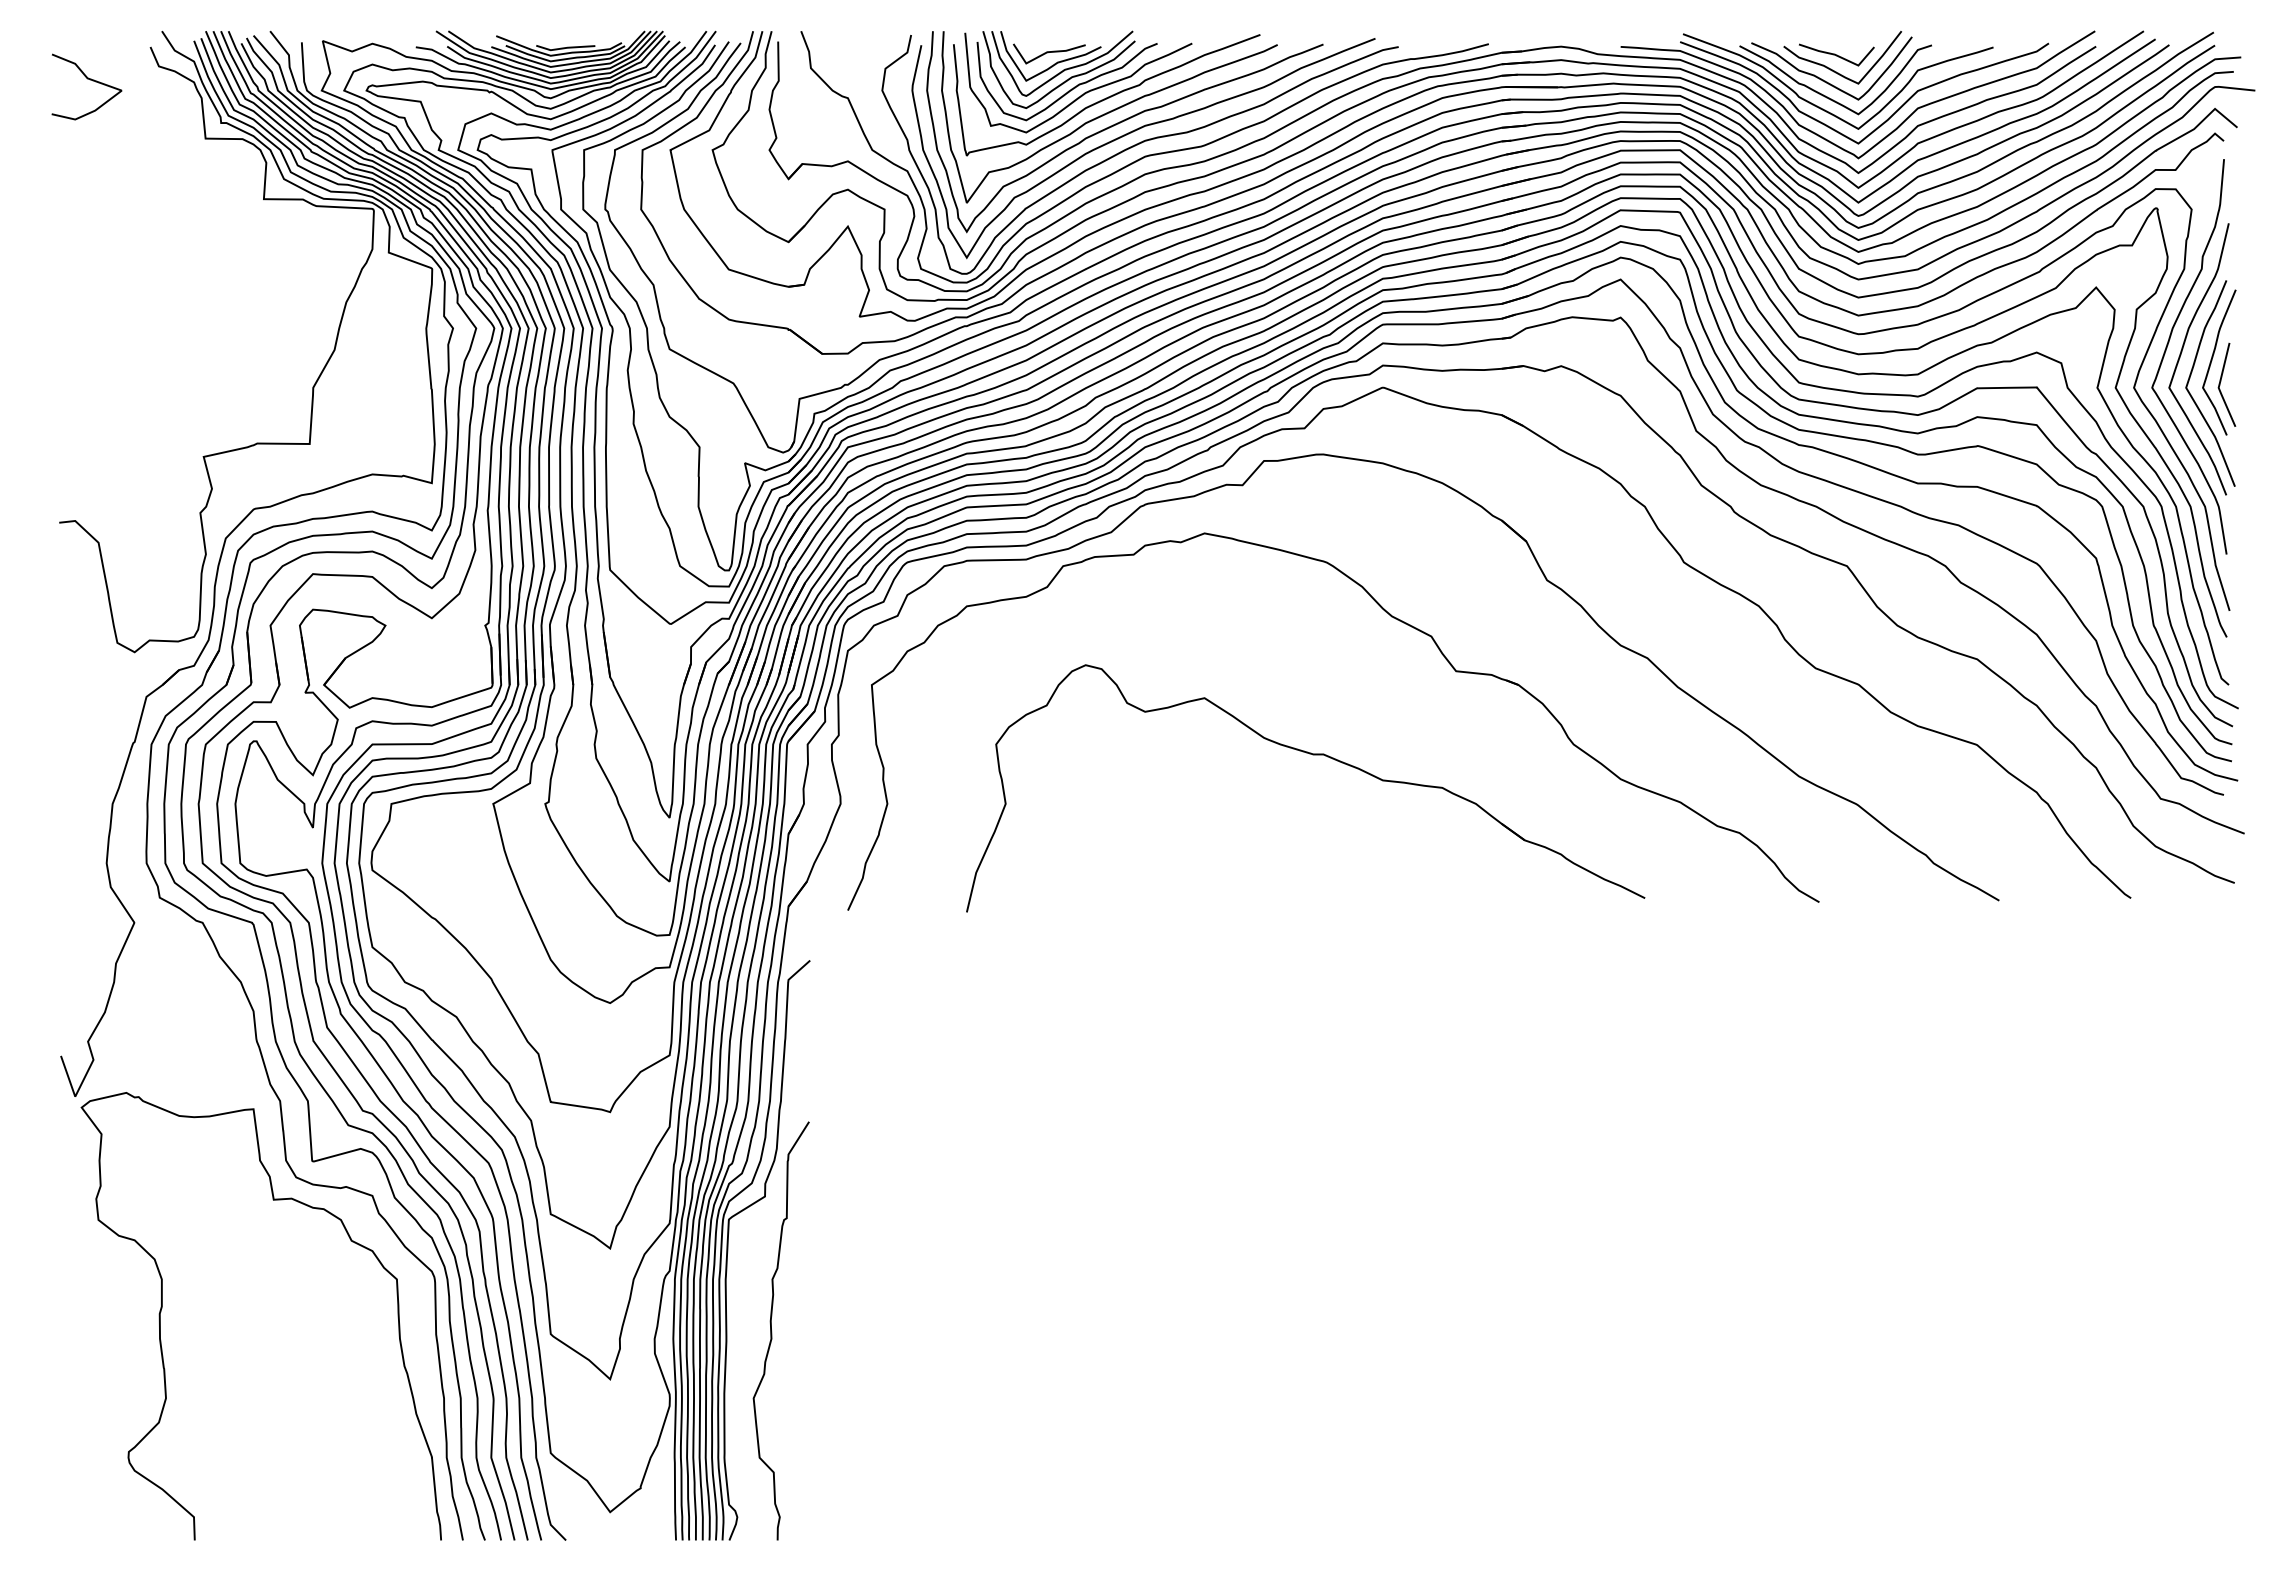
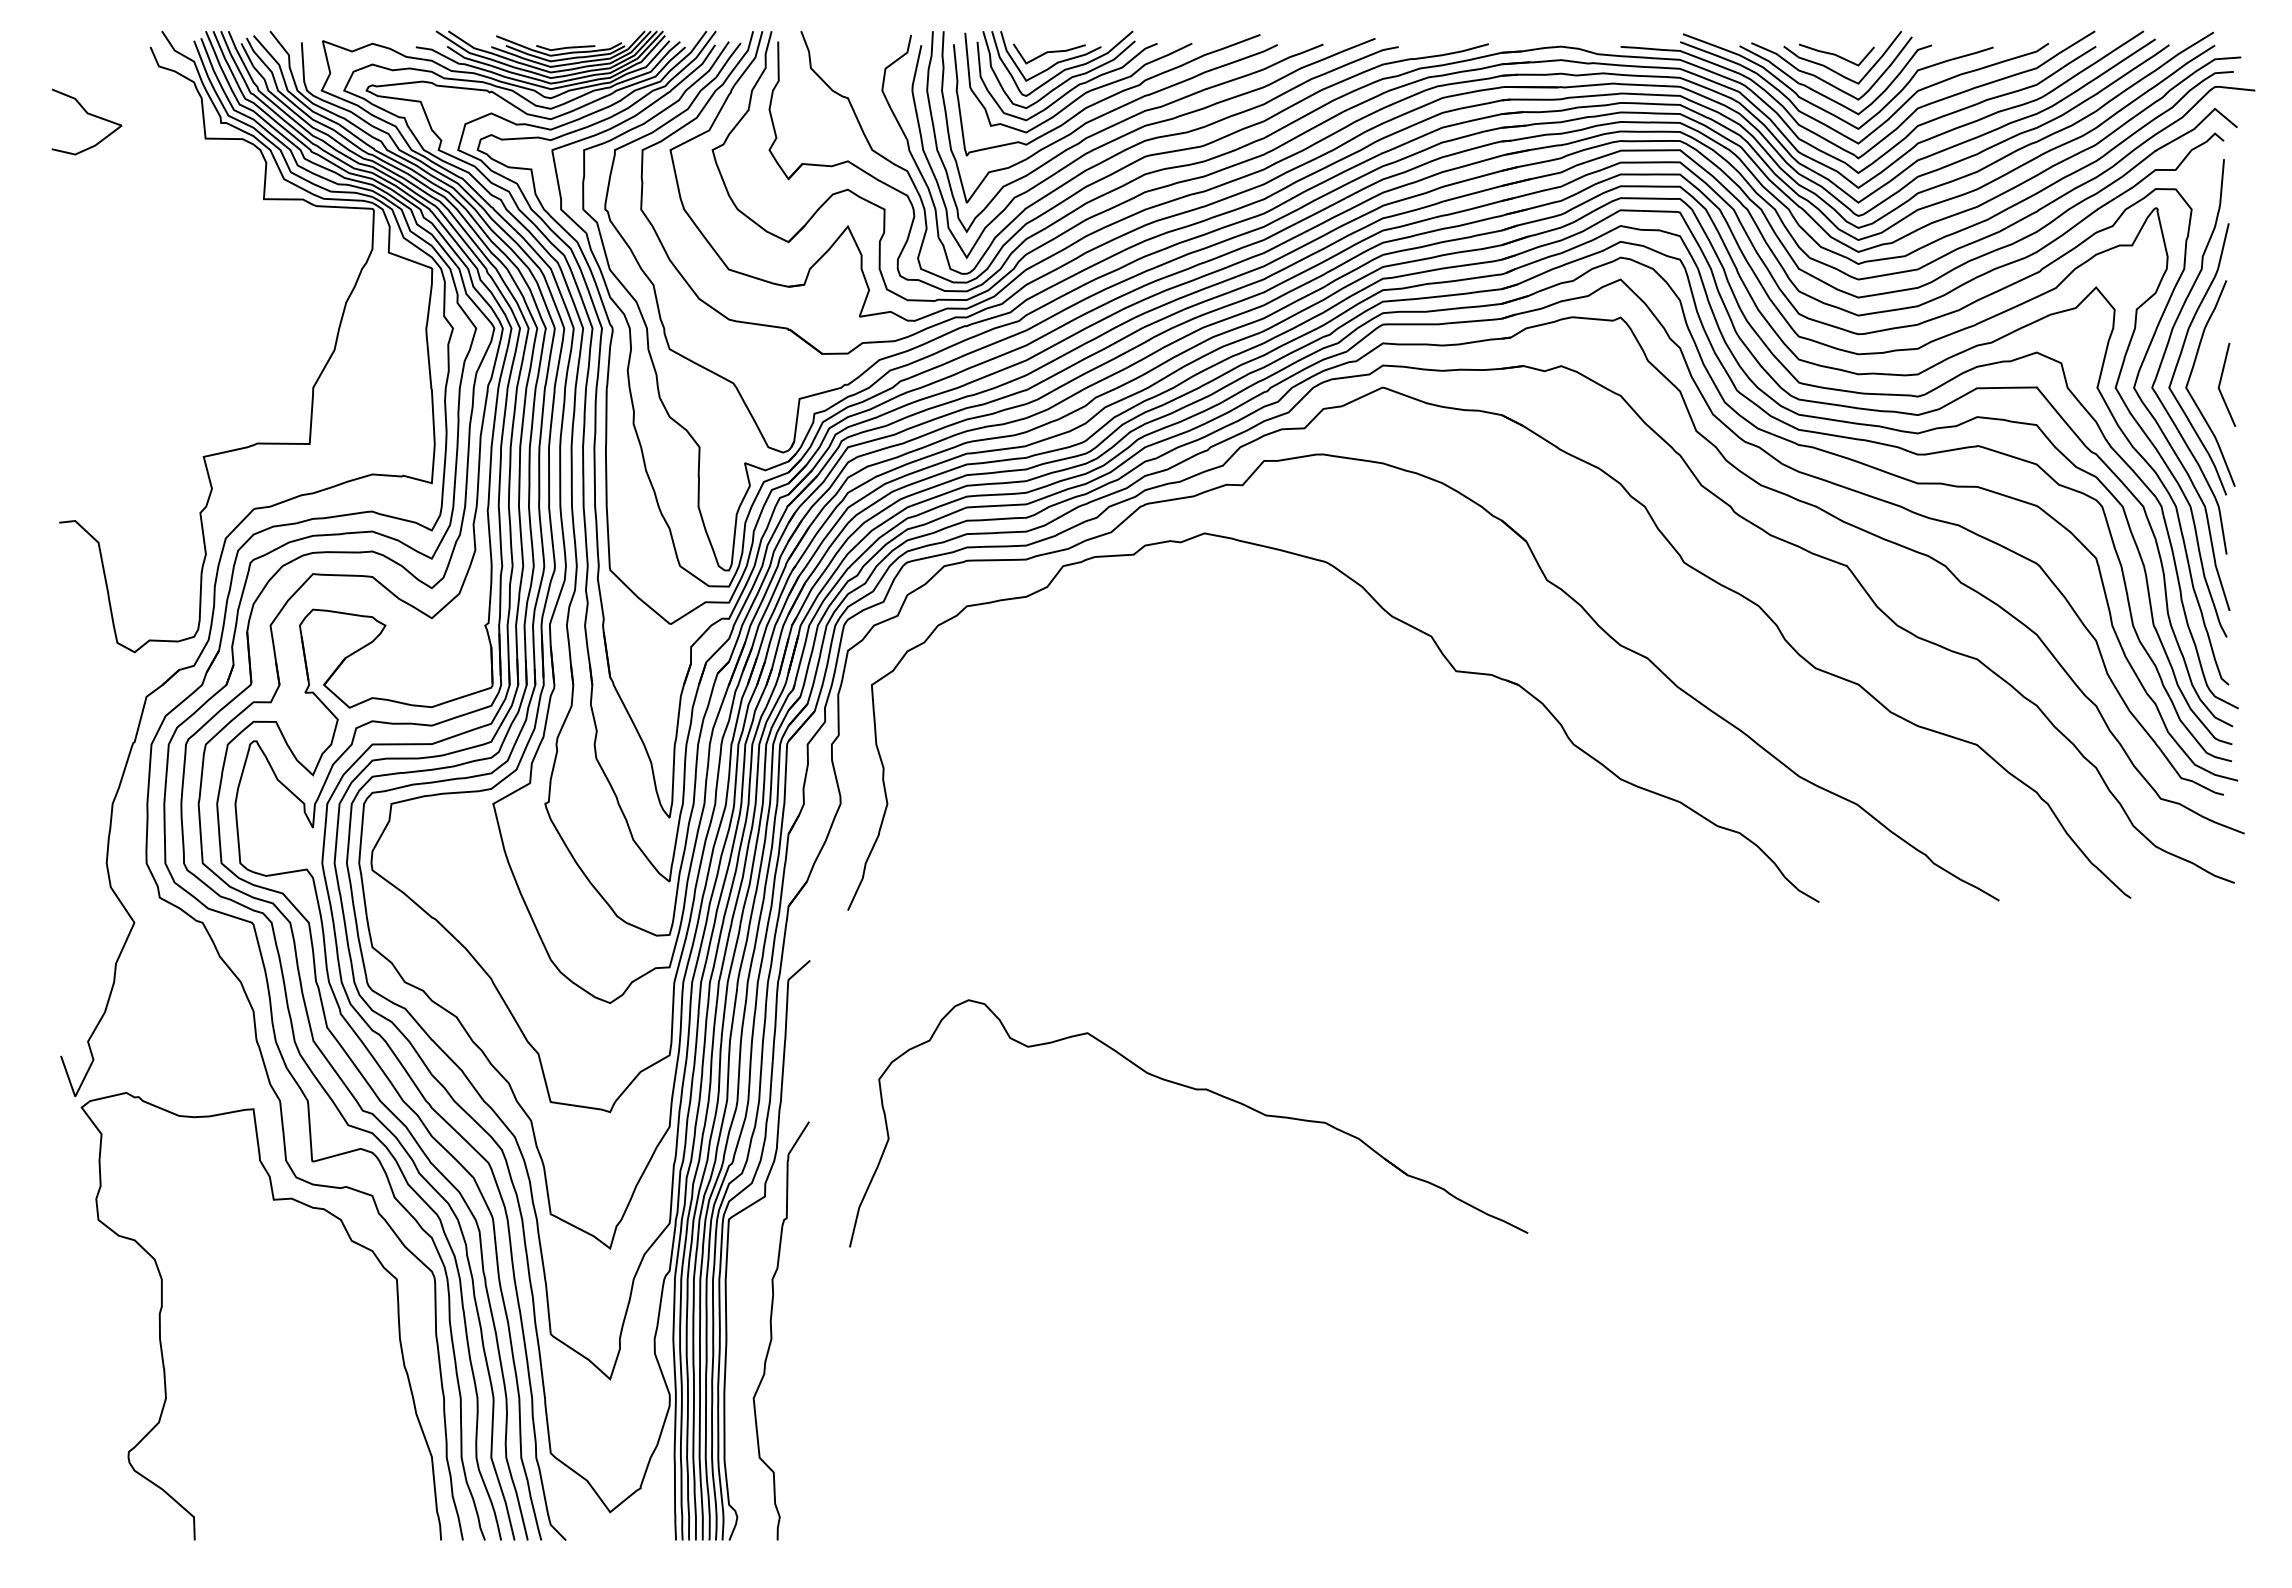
curve position: (87, 79) -> (87, 114) (87, 114)
curve: present -> none (2212, 360)
part position: (1312, 755) -> (1195, 1090) (1195, 1090)
